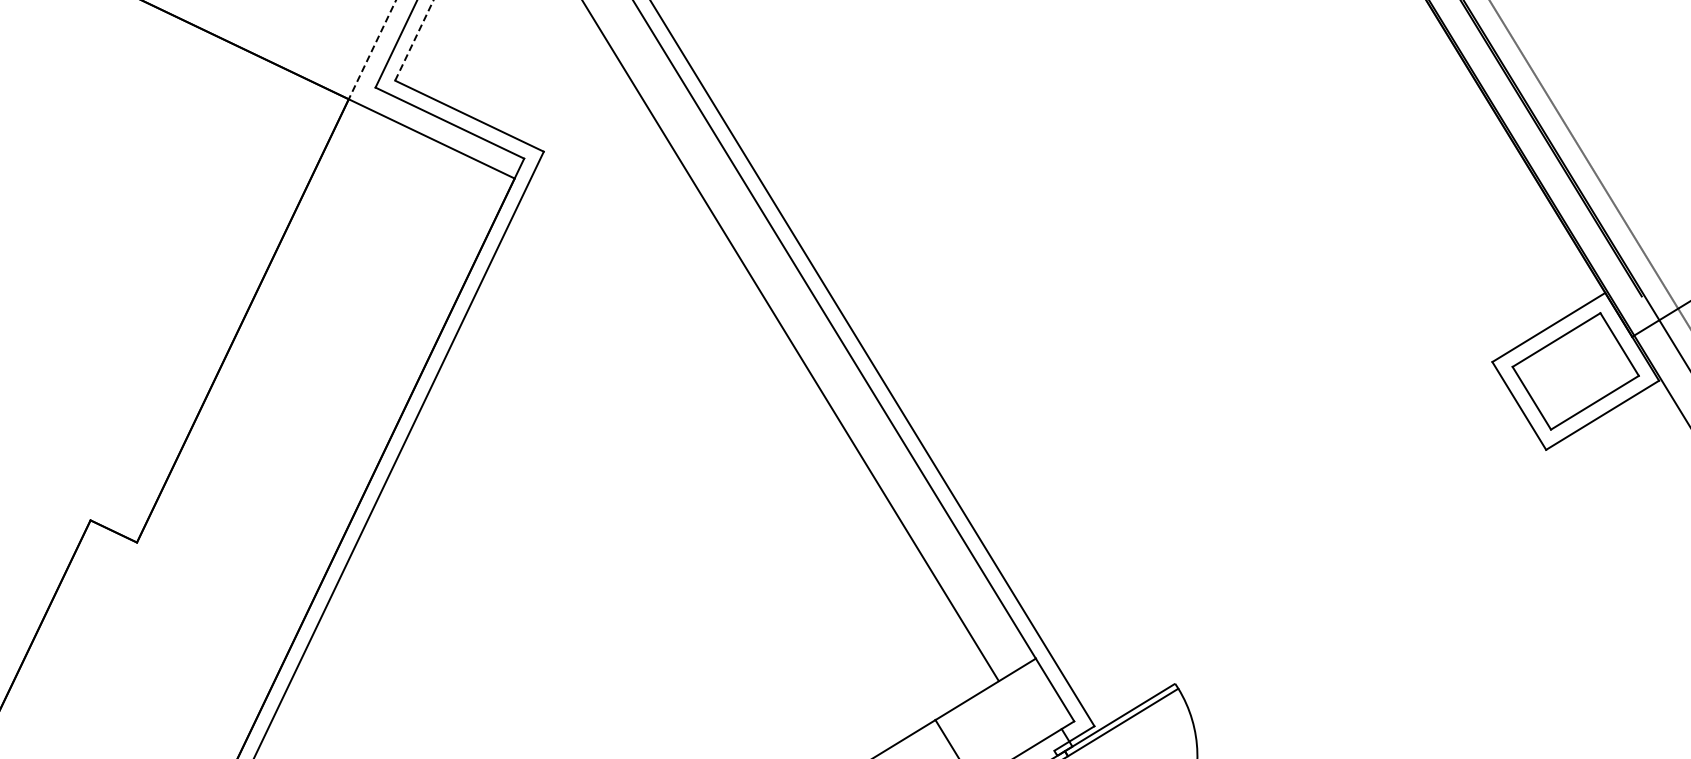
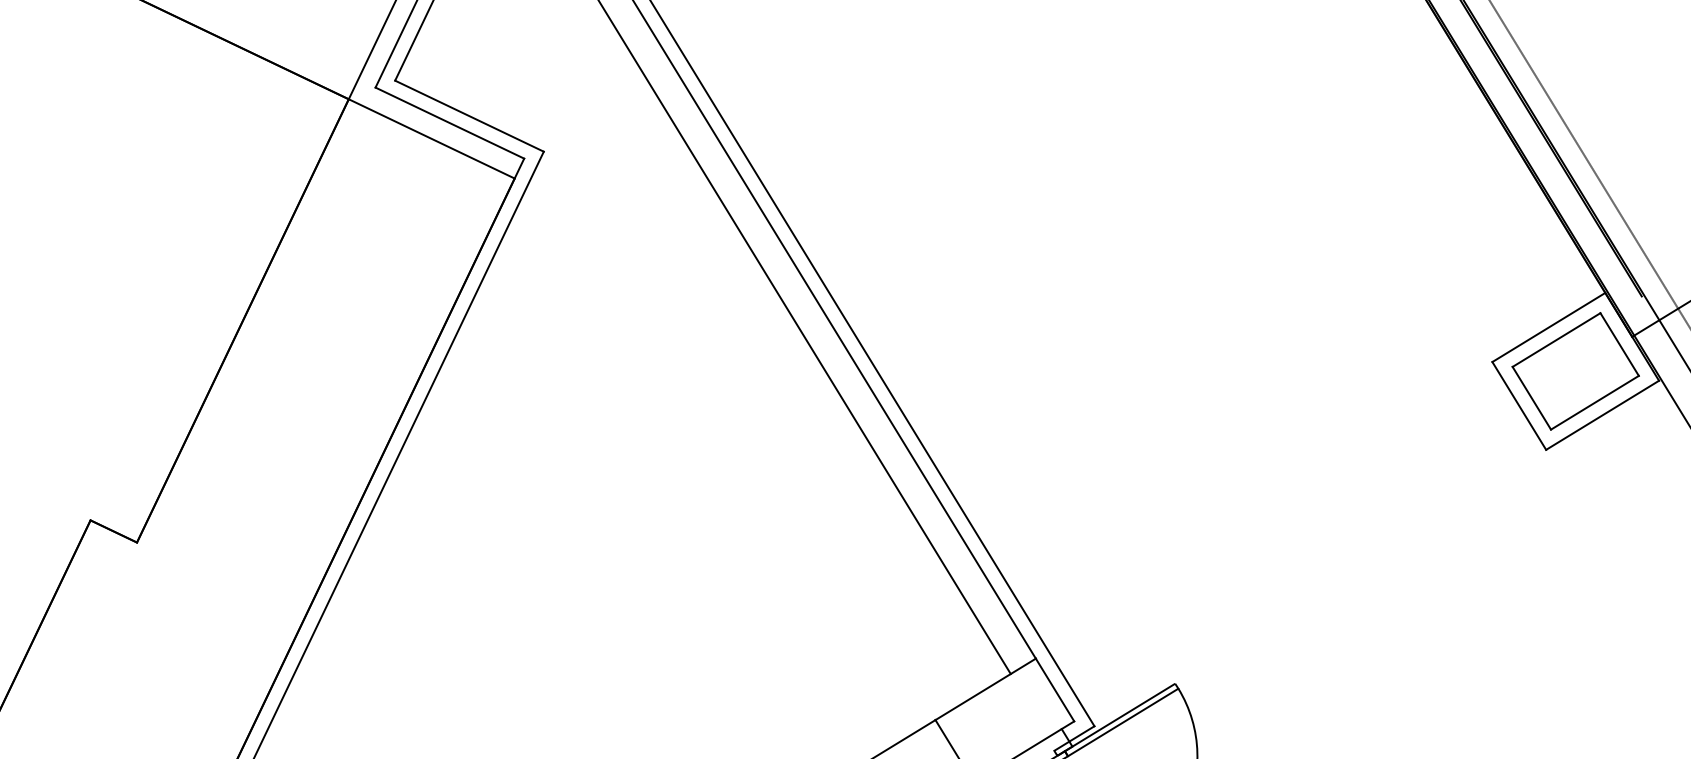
line: dashed -> solid (414, 40)
line: dashed -> solid (372, 49)
line position: (790, 341) -> (804, 338) (804, 338)
